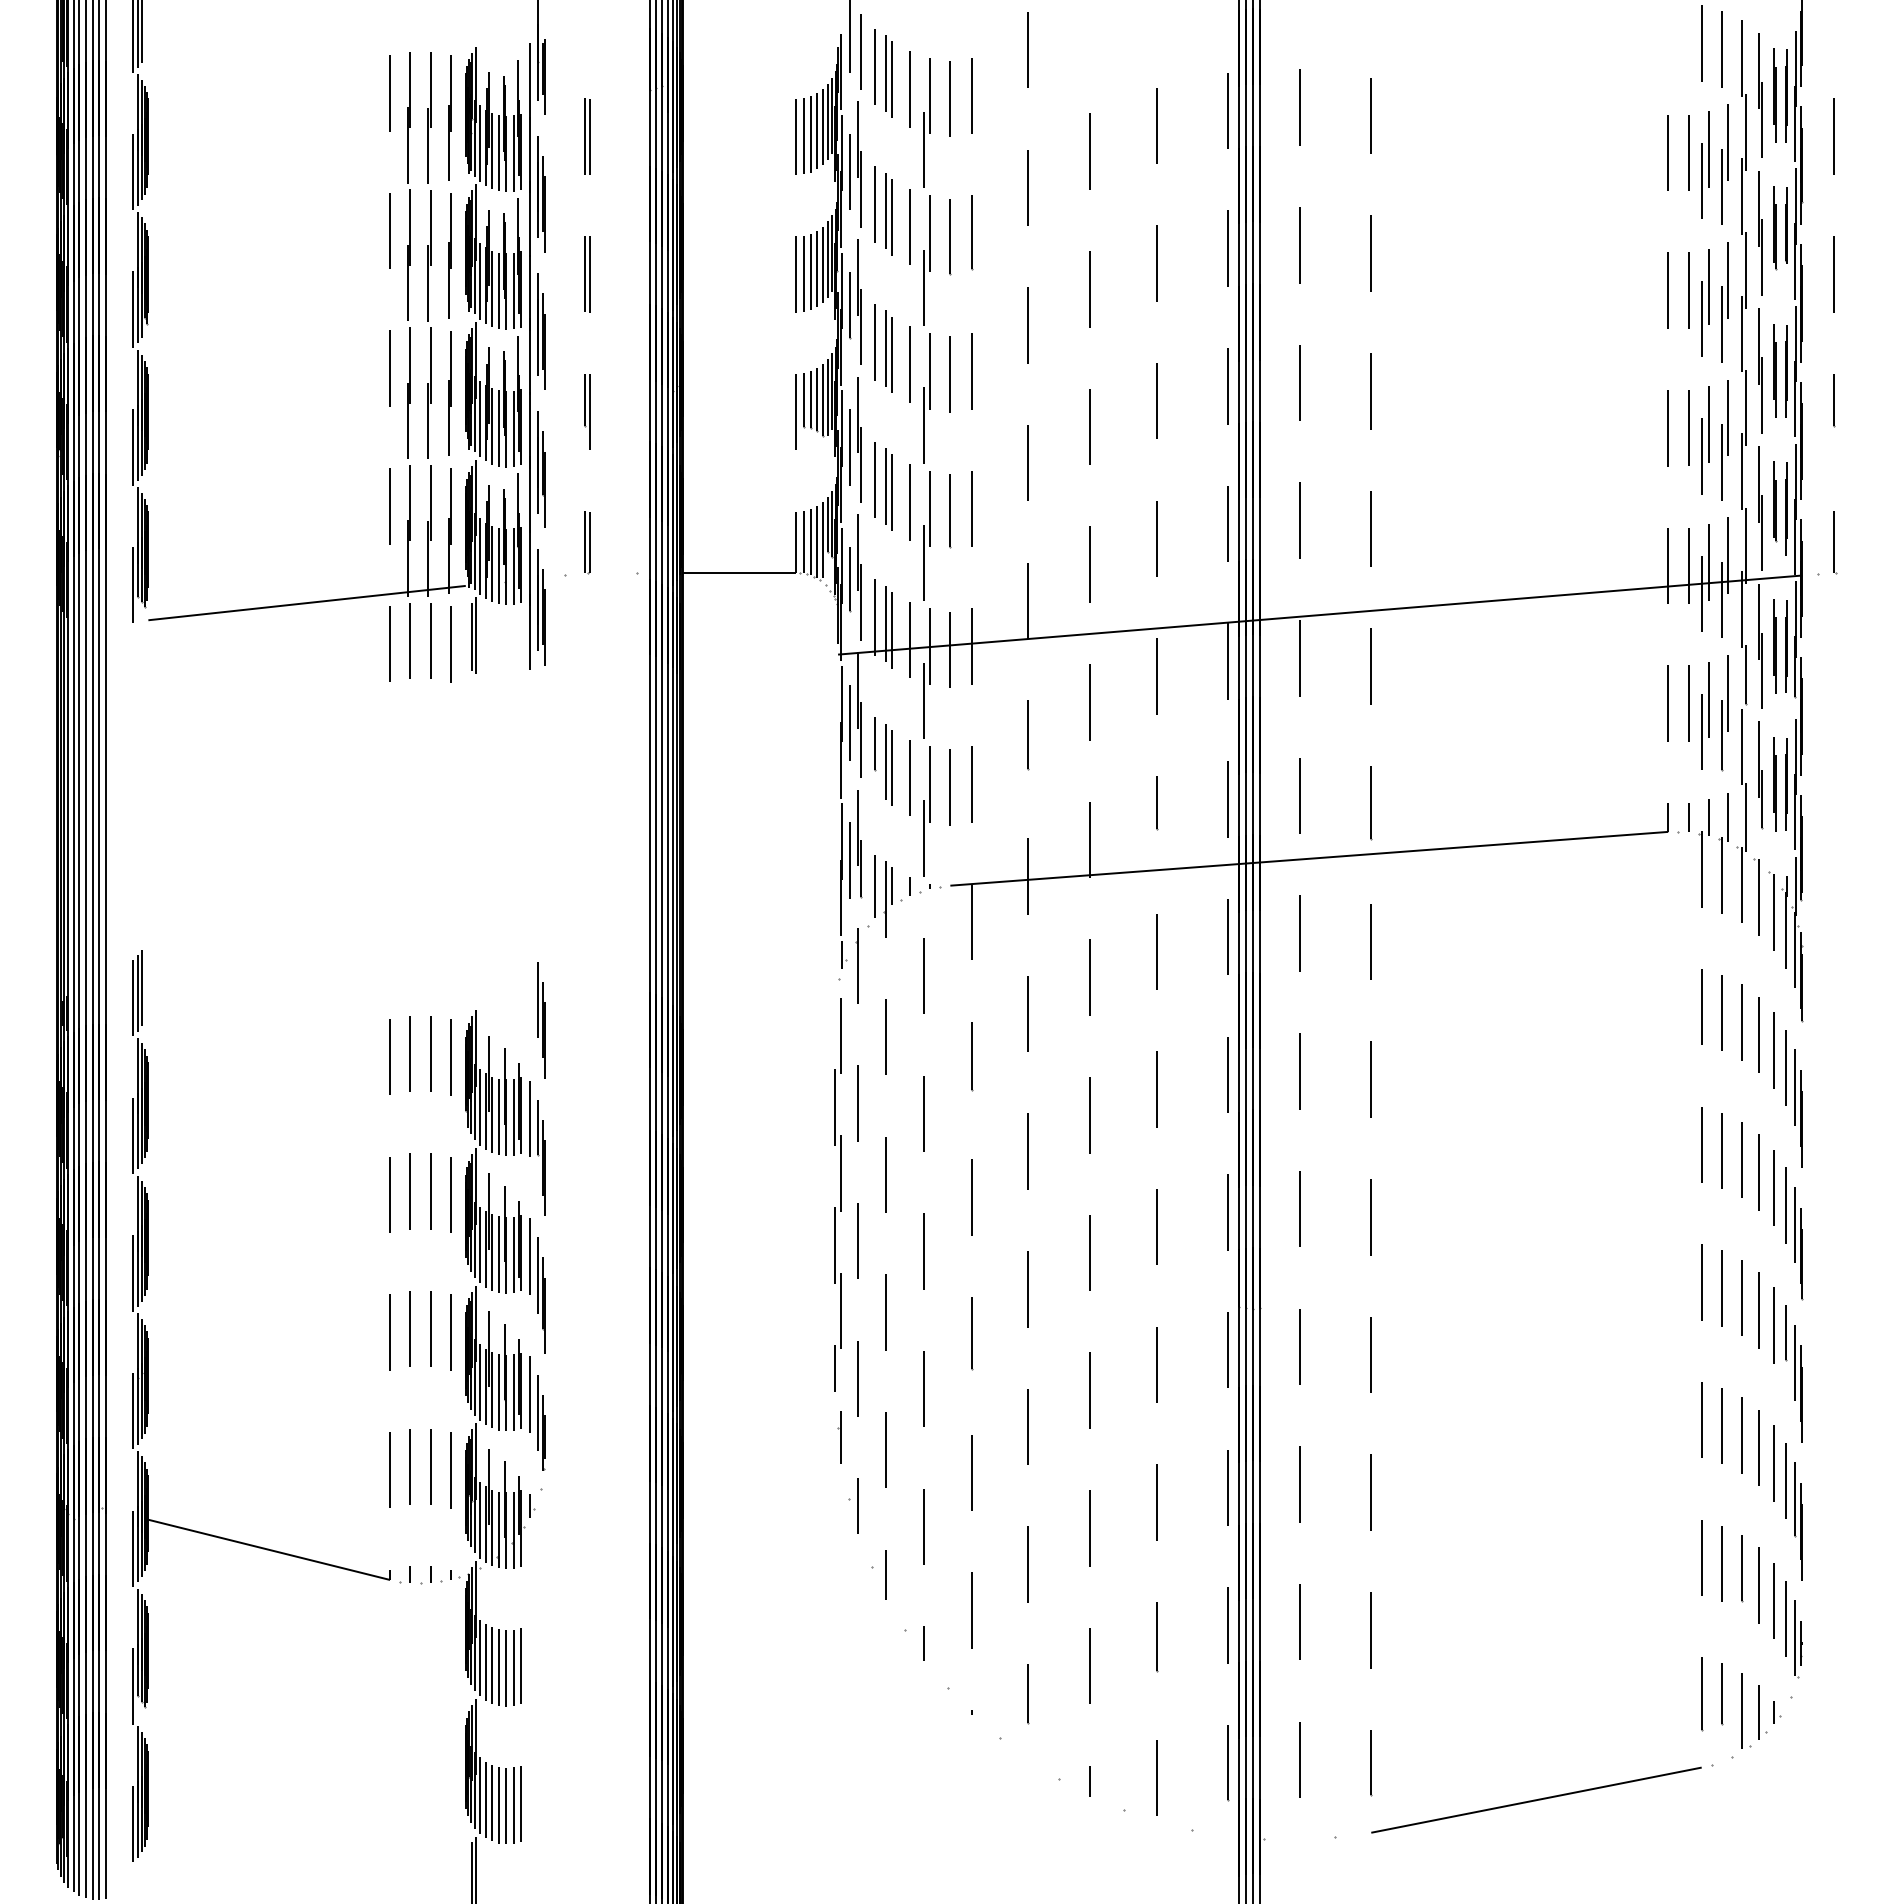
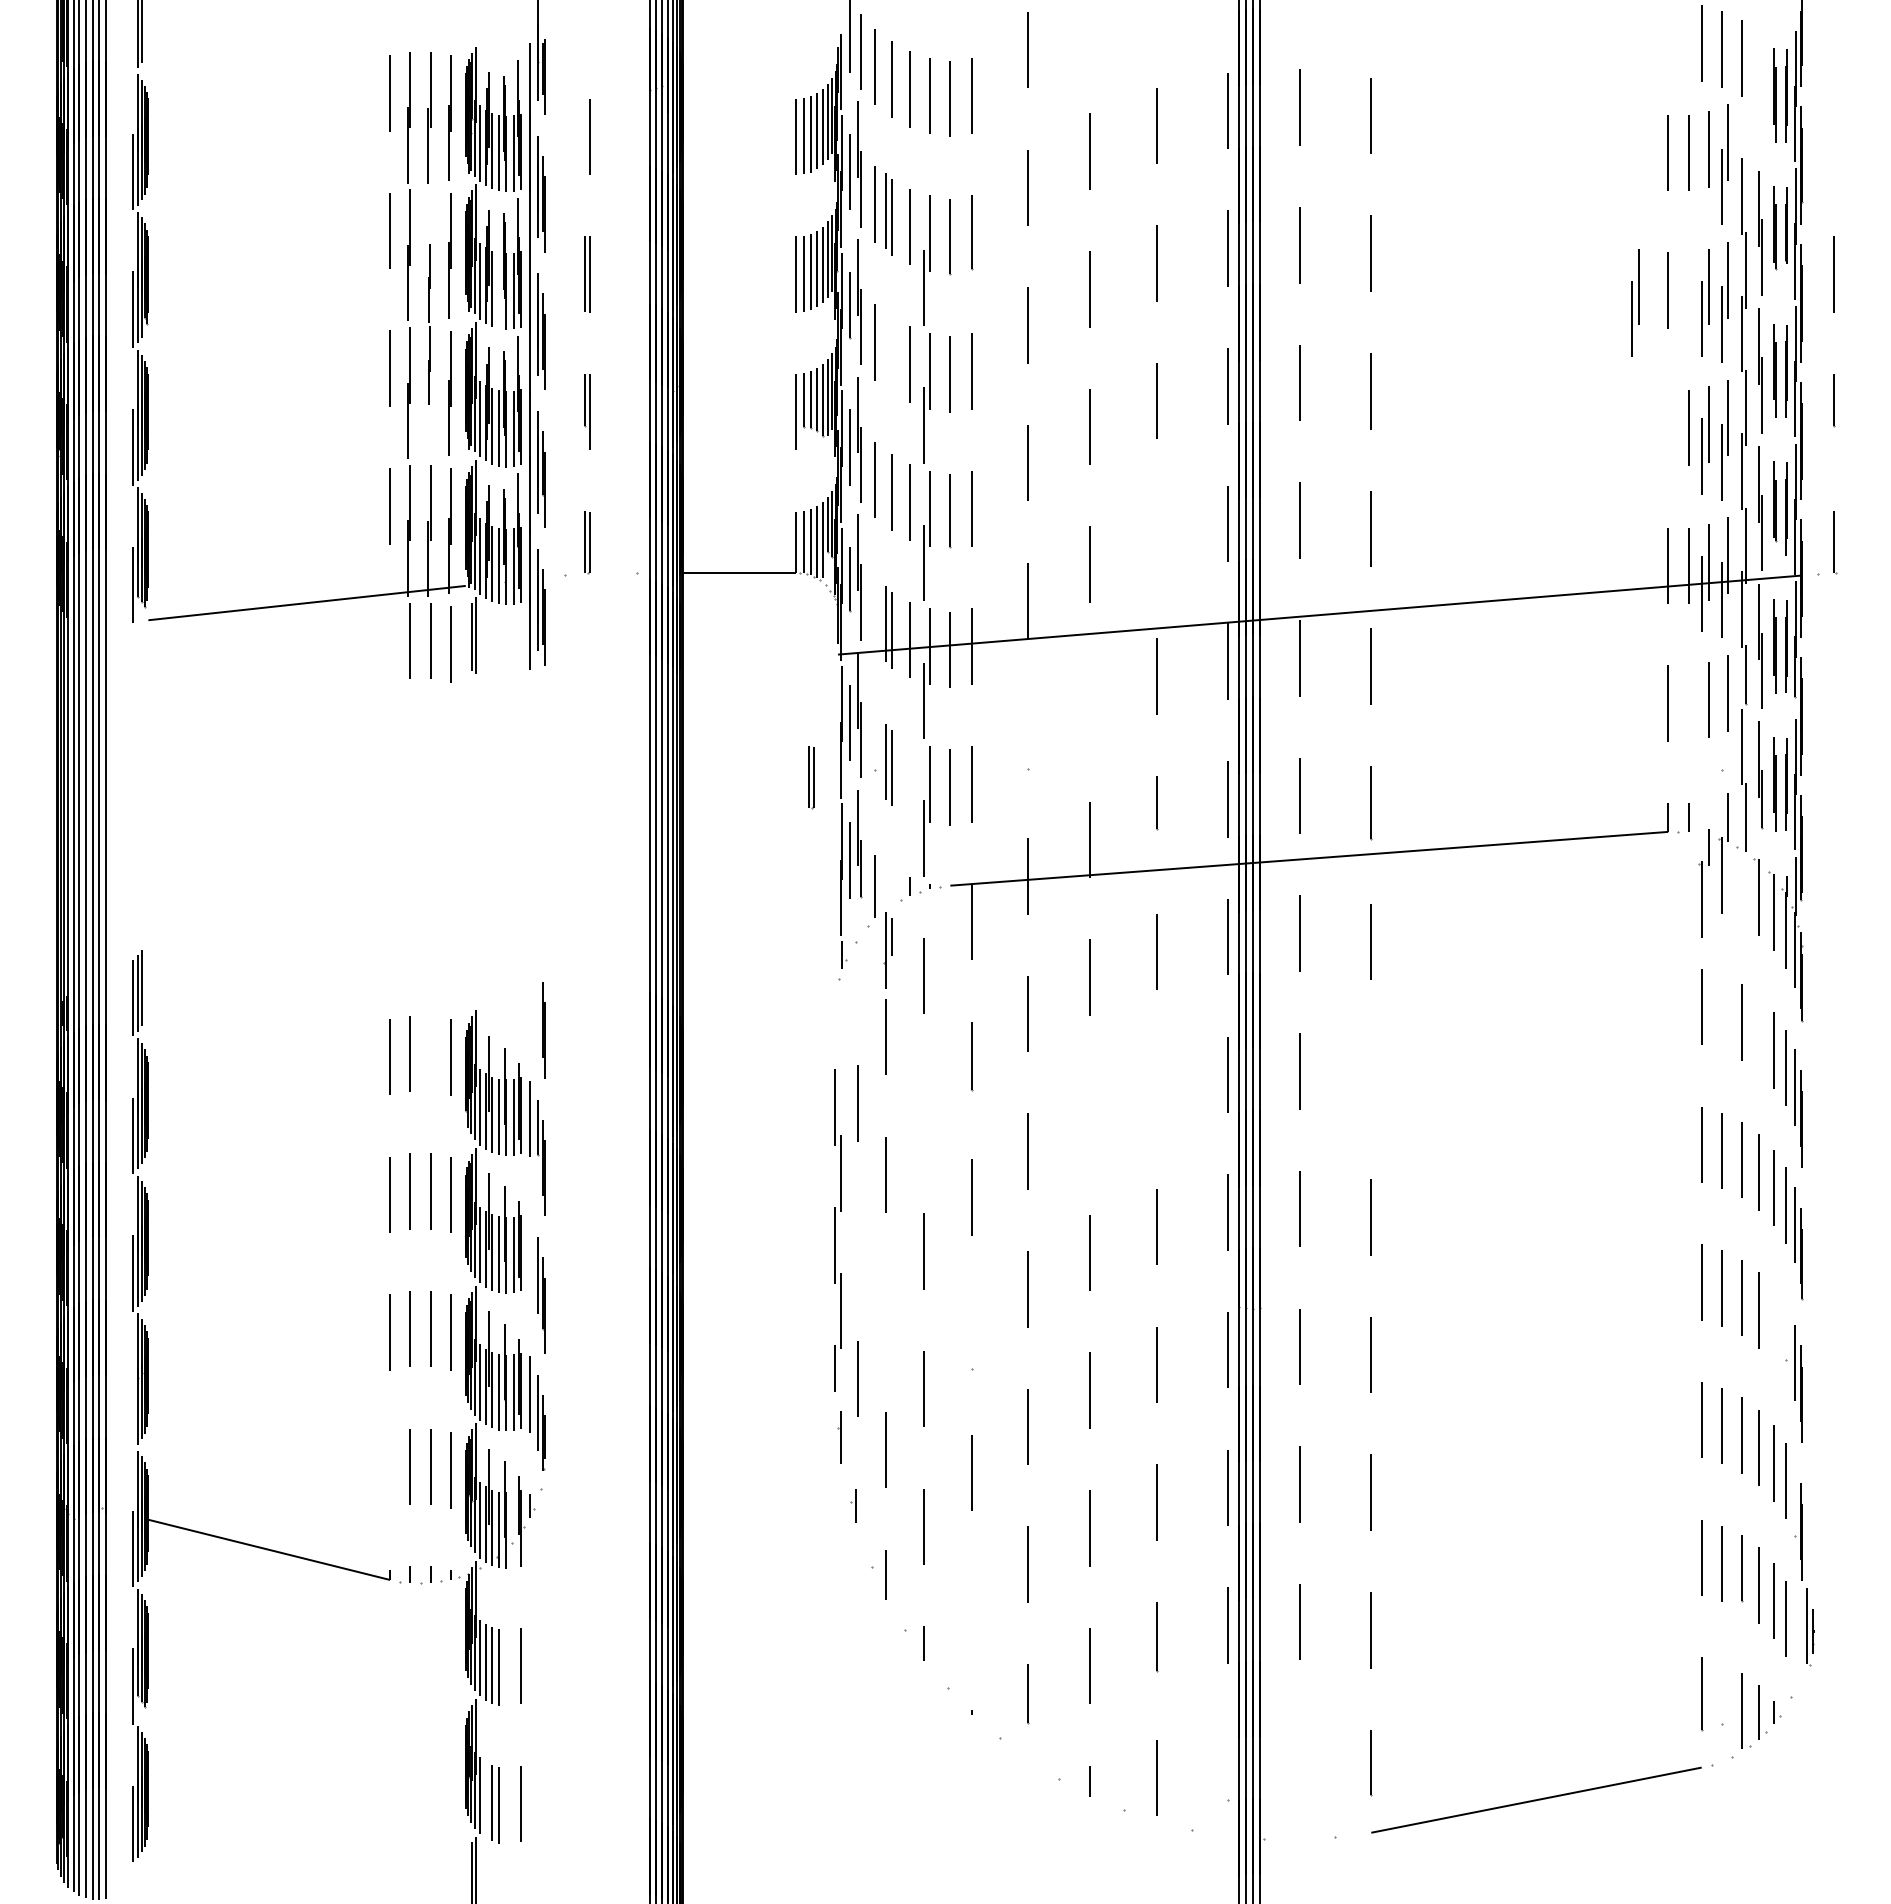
line: present -> none (132, 37)
line: present -> none (885, 73)
part: present -> none (1760, 95)
line: present -> none (1746, 132)
line: present -> none (585, 136)
line: present -> none (1834, 136)
line: present -> none (924, 149)
line: present -> none (1701, 180)
line: present -> none (499, 290)
line: present -> none (1688, 290)
part: none -> present (1635, 302)
part size: 5x269 px -> 3x161 px (429, 324)
part: present -> none (888, 351)
line: present -> none (1667, 428)
line: present -> none (885, 486)
line: present -> none (1157, 538)
line: present -> none (875, 617)
line: present -> none (389, 643)
line: present -> none (1089, 702)
line: present -> none (1688, 703)
line: present -> none (1701, 731)
line: present -> none (1027, 734)
line: present -> none (1722, 734)
line: present -> none (875, 743)
part: none -> present (811, 777)
line: present -> none (909, 777)
part position: (1703, 853) -> (1703, 883) (1703, 883)
line: present -> none (1741, 884)
part position: (887, 899) -> (887, 950) (887, 950)
line: present -> none (857, 965)
line: present -> none (538, 999)
line: present -> none (1722, 1012)
line: present -> none (1758, 1034)
line: present -> none (840, 1035)
line: present -> none (430, 1053)
line: present -> none (1370, 1079)
line: present -> none (1156, 1089)
line: present -> none (924, 1113)
line: present -> none (1089, 1115)
line: present -> none (857, 1240)
line: present -> none (530, 1256)
line: present -> none (885, 1312)
line: present -> none (1773, 1325)
line: present -> none (971, 1332)
line: present -> none (1786, 1332)
line: present -> none (132, 1410)
line: present -> none (390, 1469)
line: present -> none (1795, 1498)
part size: 11x56 px -> 7x34 px (853, 1505)
line: present -> none (513, 1530)
line: present -> none (971, 1610)
part position: (1798, 1639) -> (1810, 1627) (1810, 1627)
line: present -> none (513, 1667)
line: present -> none (506, 1668)
line: present -> none (1722, 1693)
line: present -> none (1299, 1759)
line: present -> none (1227, 1762)
line: present -> none (485, 1799)
line: present -> none (506, 1805)
line: present -> none (513, 1805)
